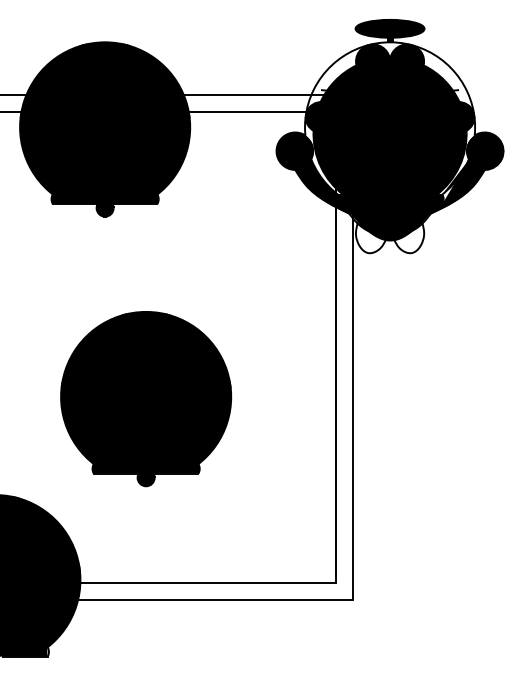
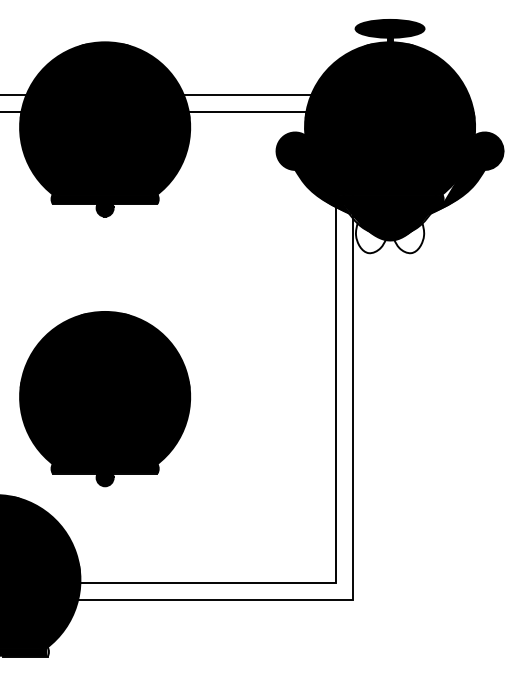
fill: none -> present (389, 118)
part position: (146, 399) -> (105, 399) (105, 399)
